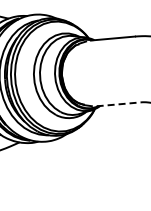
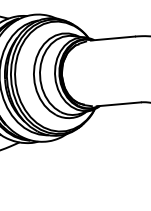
line: dashed -> solid (119, 104)
